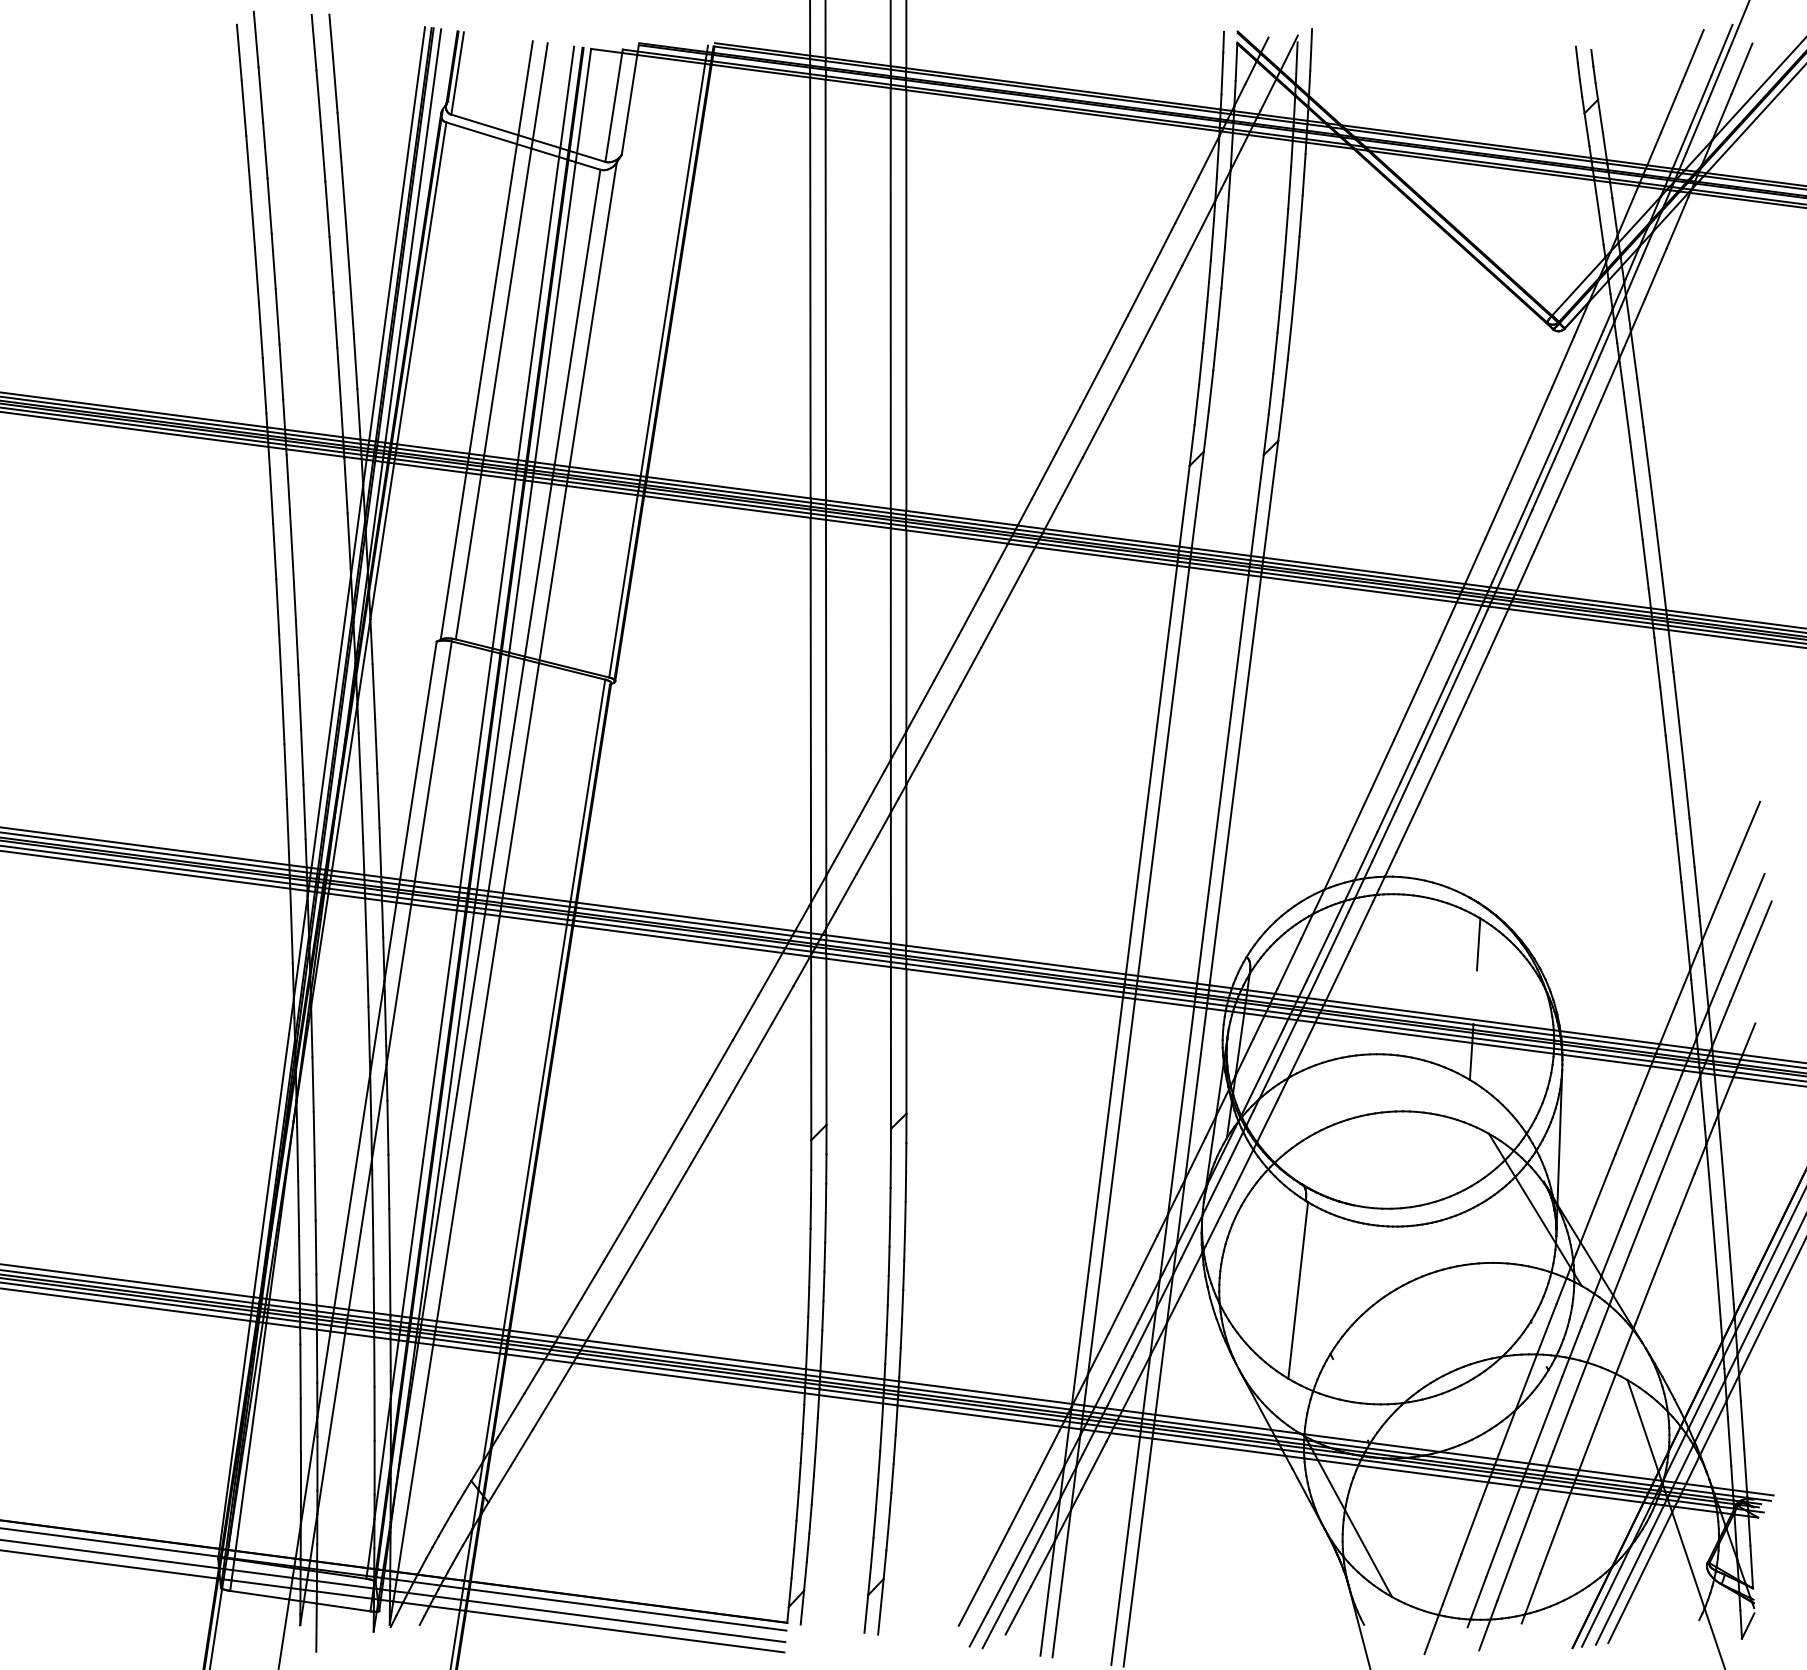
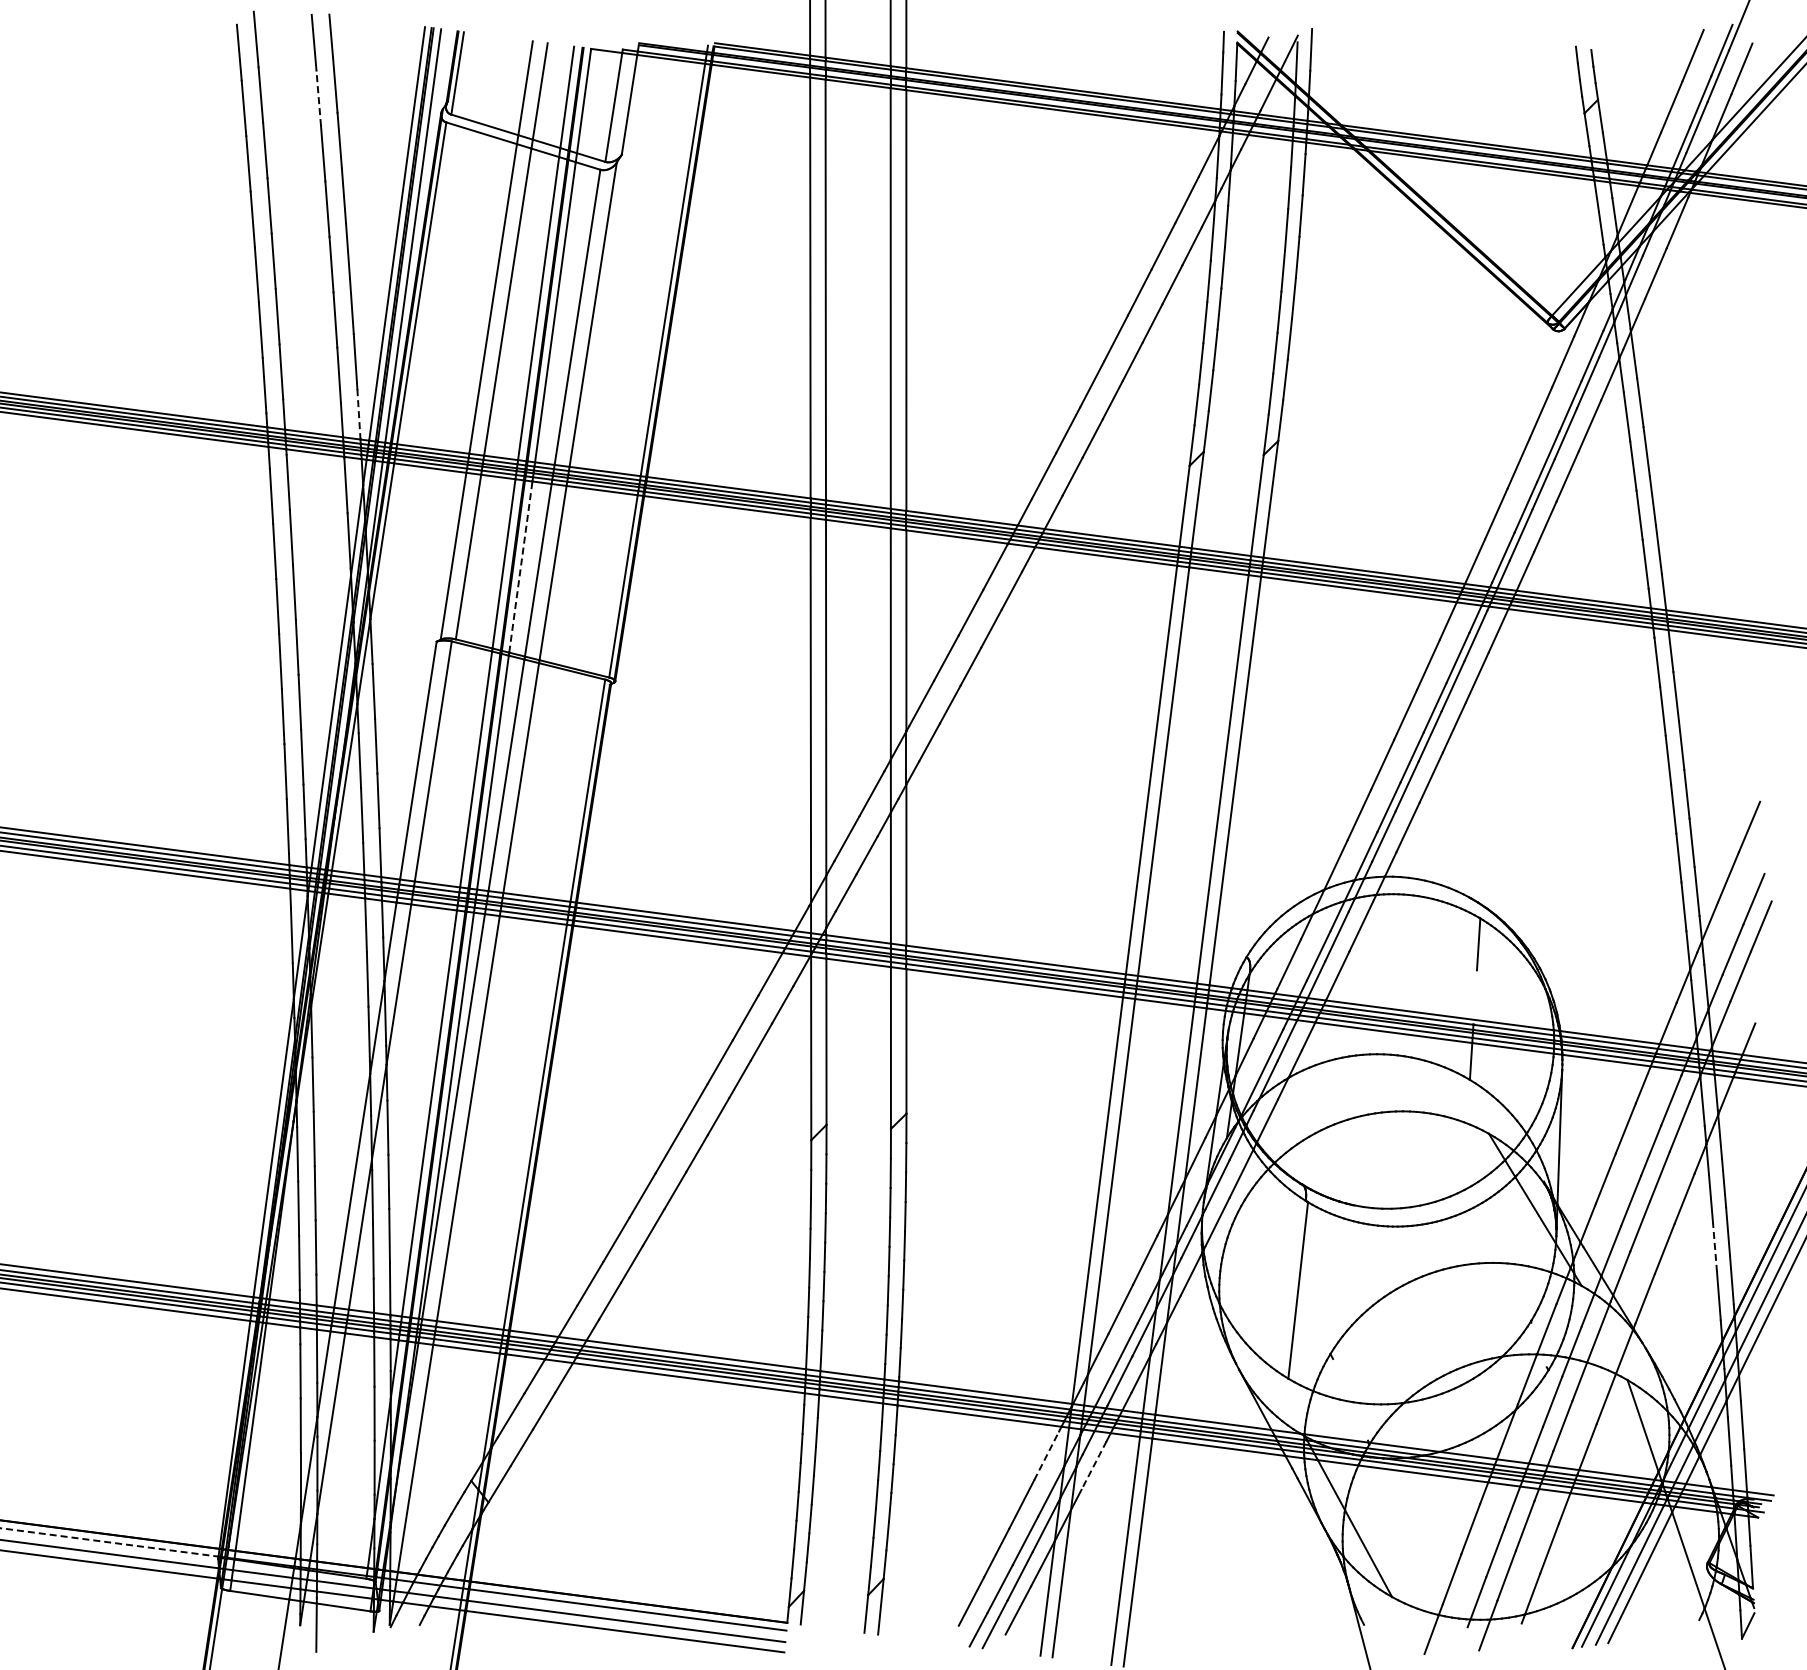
line: solid -> dashed (318, 98)
line: solid -> dashed (358, 414)
line: solid -> dashed (520, 566)
line: solid -> dashed (1714, 1247)
line: solid -> dashed (1046, 1455)
line: solid -> dashed (1093, 1466)
line: solid -> dashed (109, 1542)
